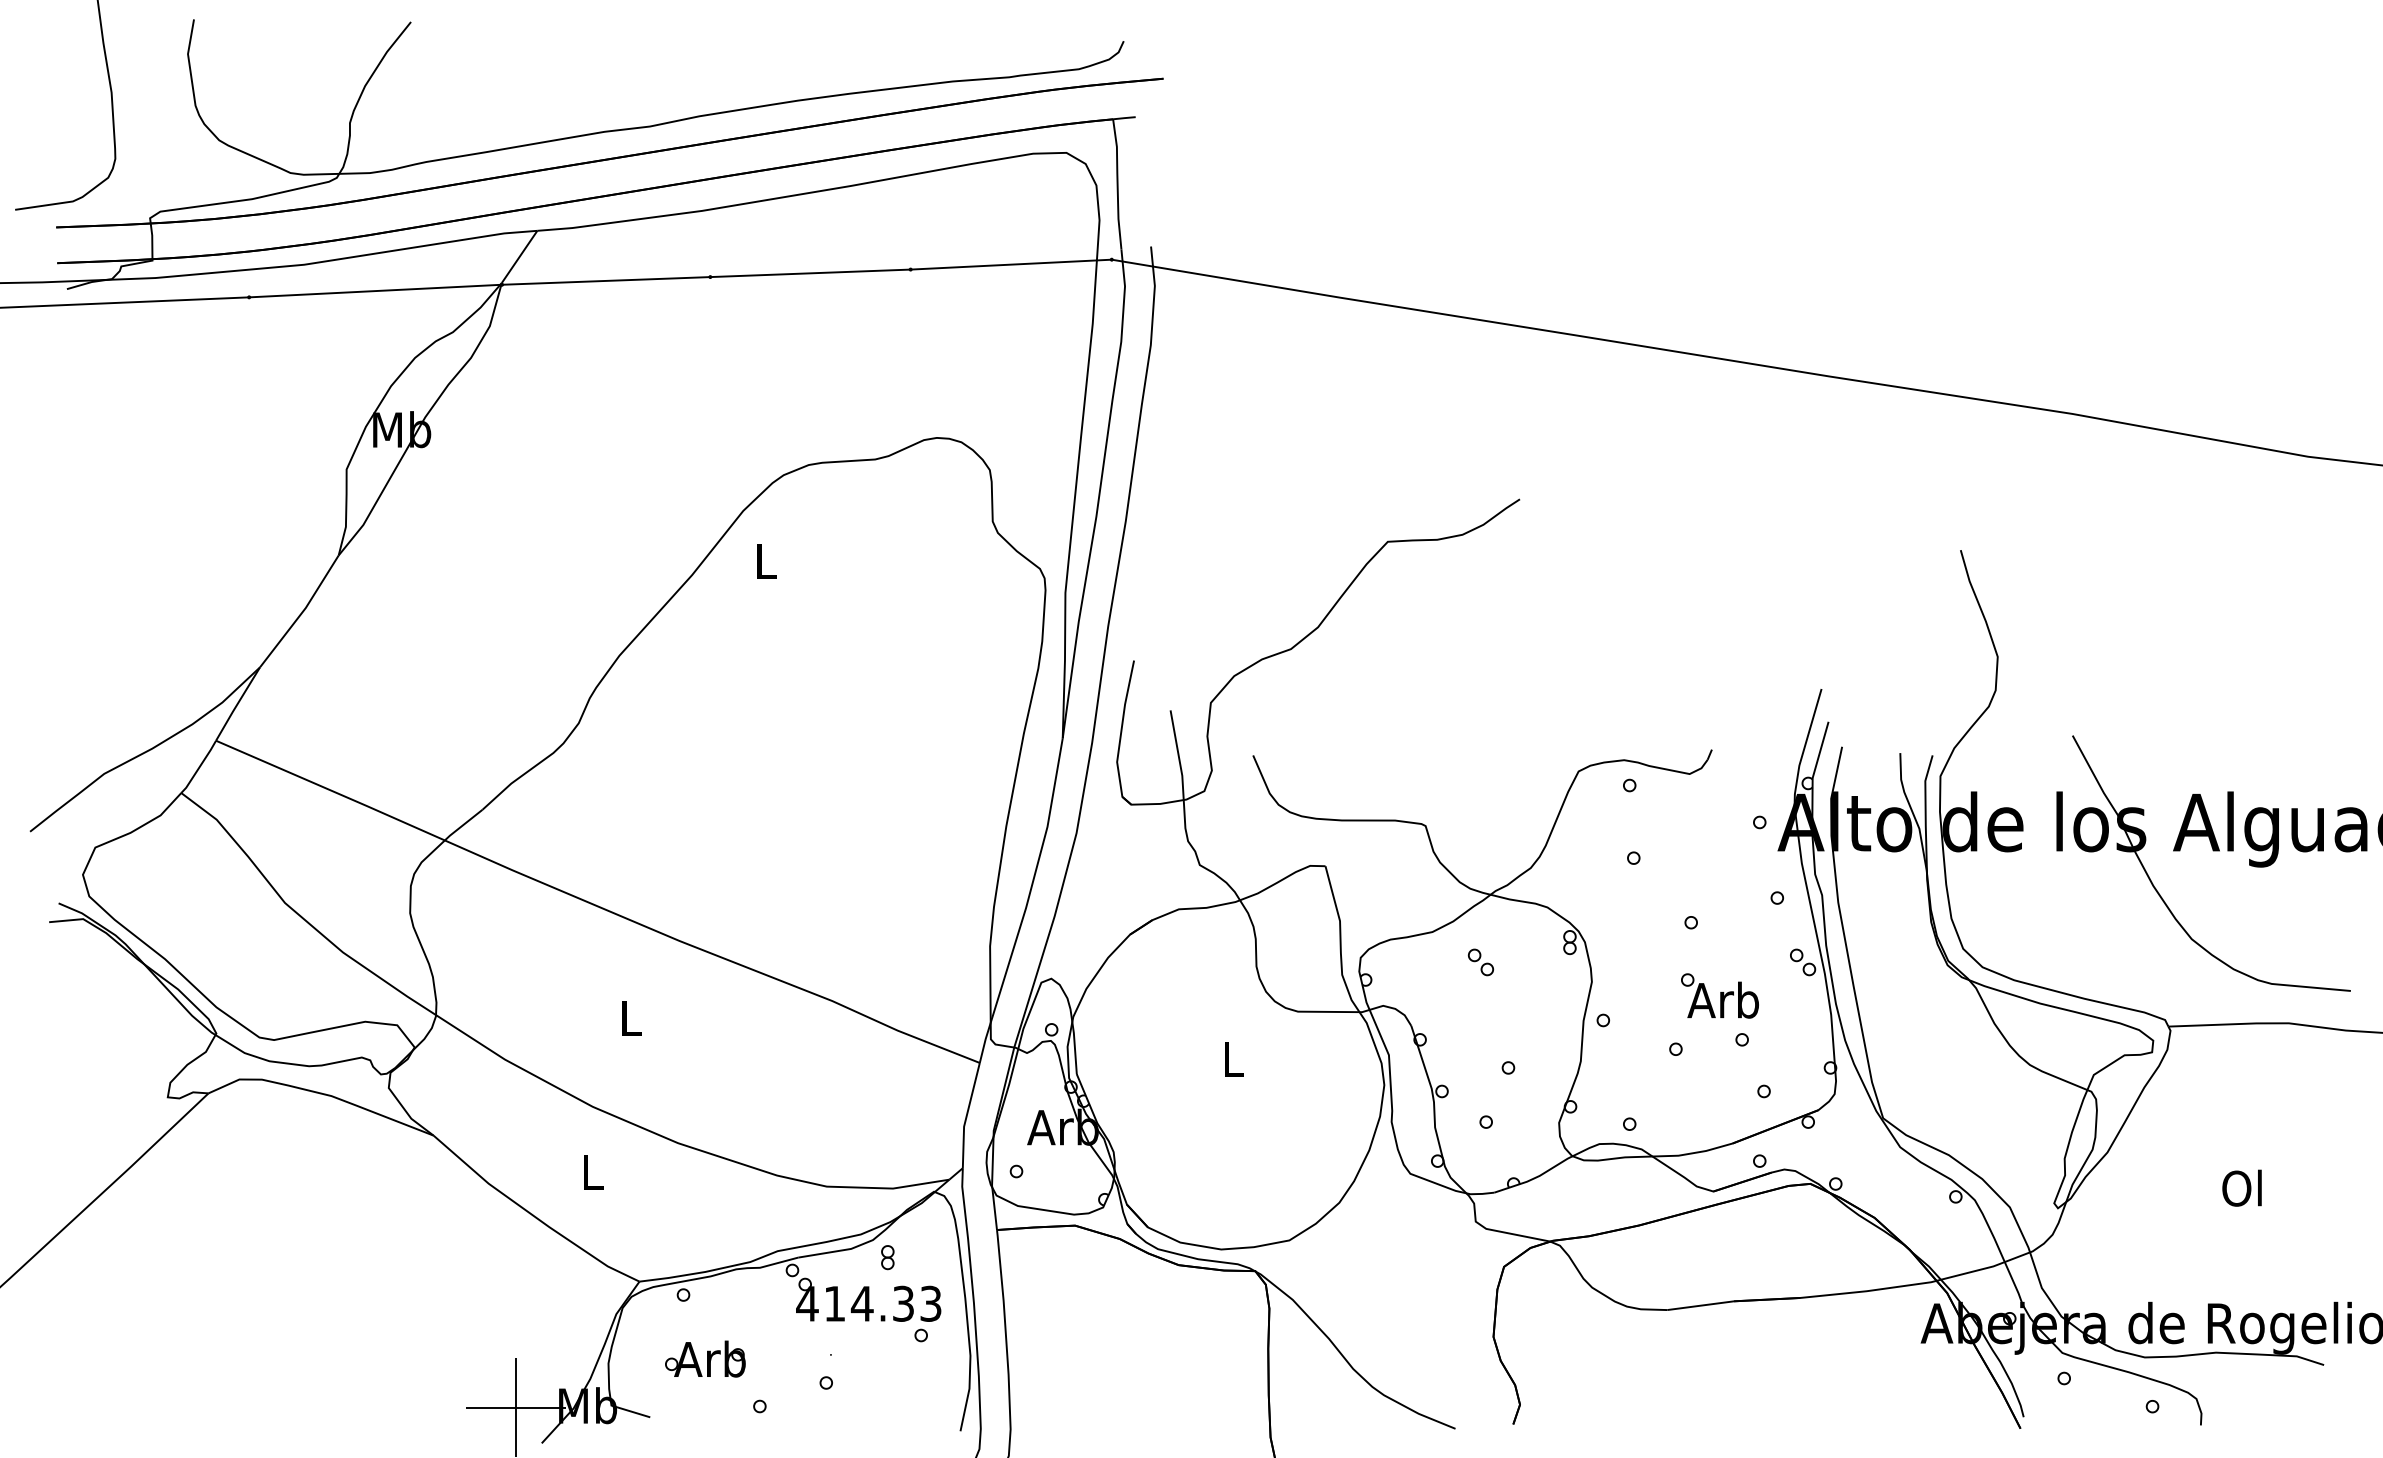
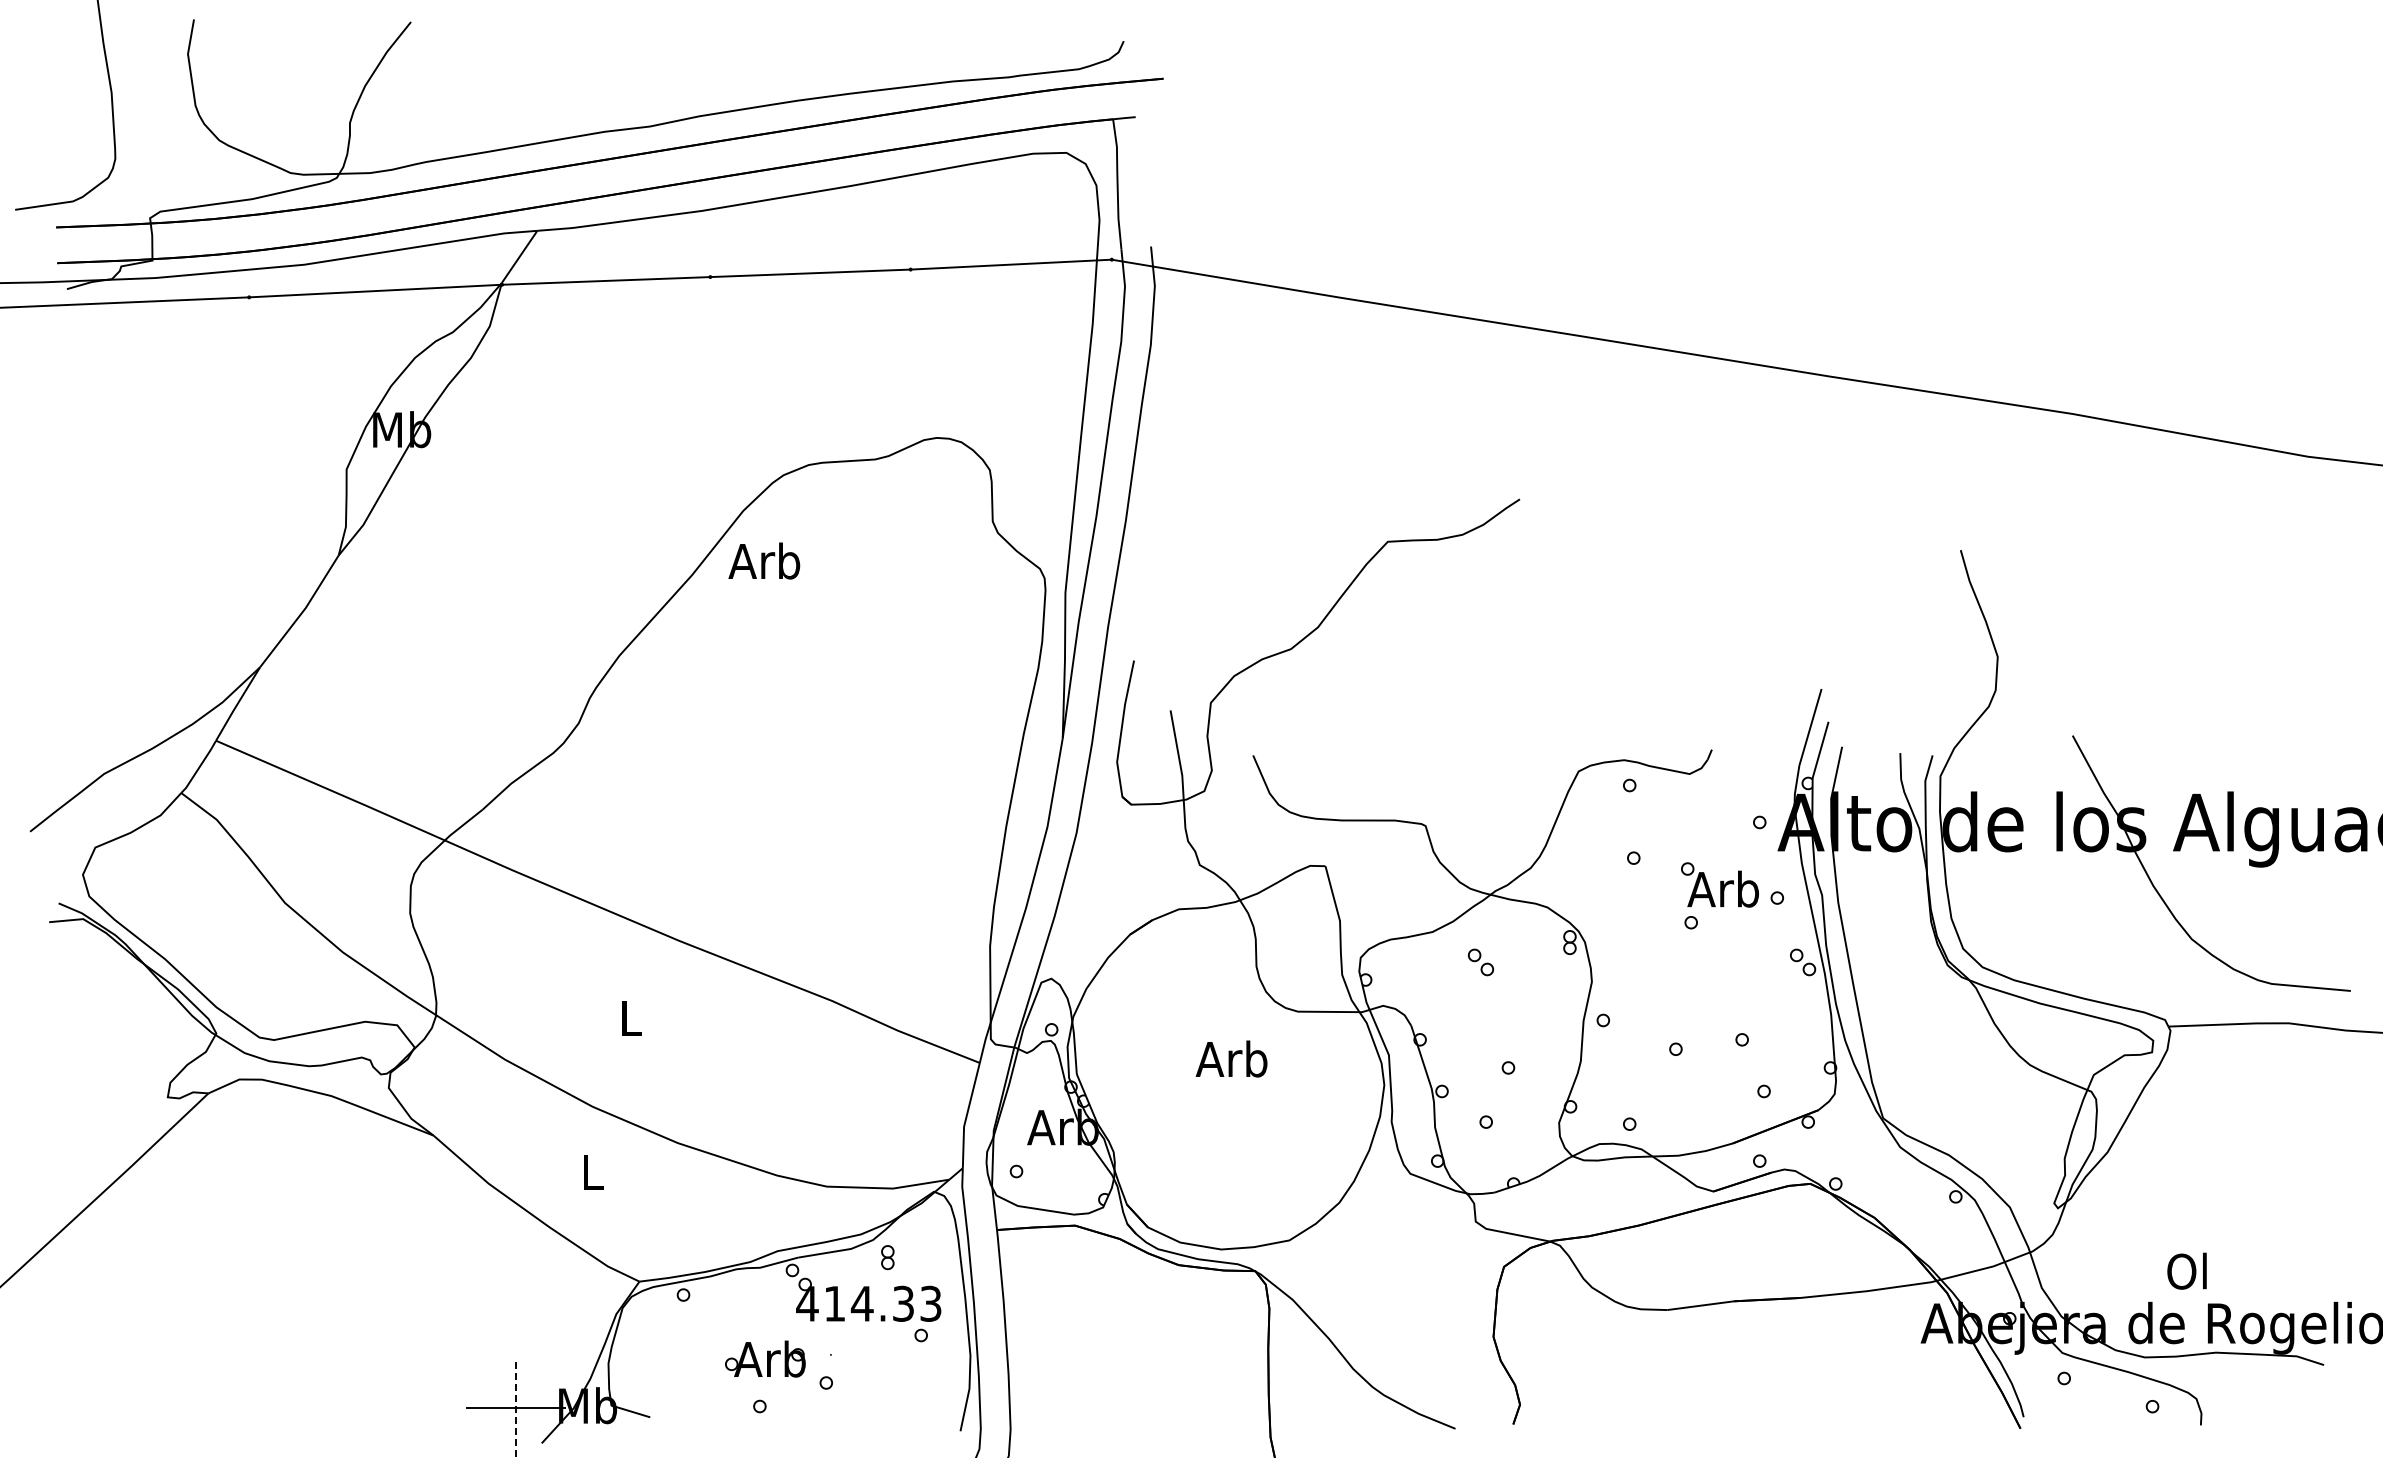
text: L -> Arb (764, 560)
part position: (1719, 995) -> (1719, 884) (1719, 884)
text: L -> Arb (1231, 1058)
text position: (2241, 1187) -> (2186, 1270) (2186, 1270)
part position: (705, 1358) -> (765, 1358) (765, 1358)
line: solid -> dashed (515, 1407)
